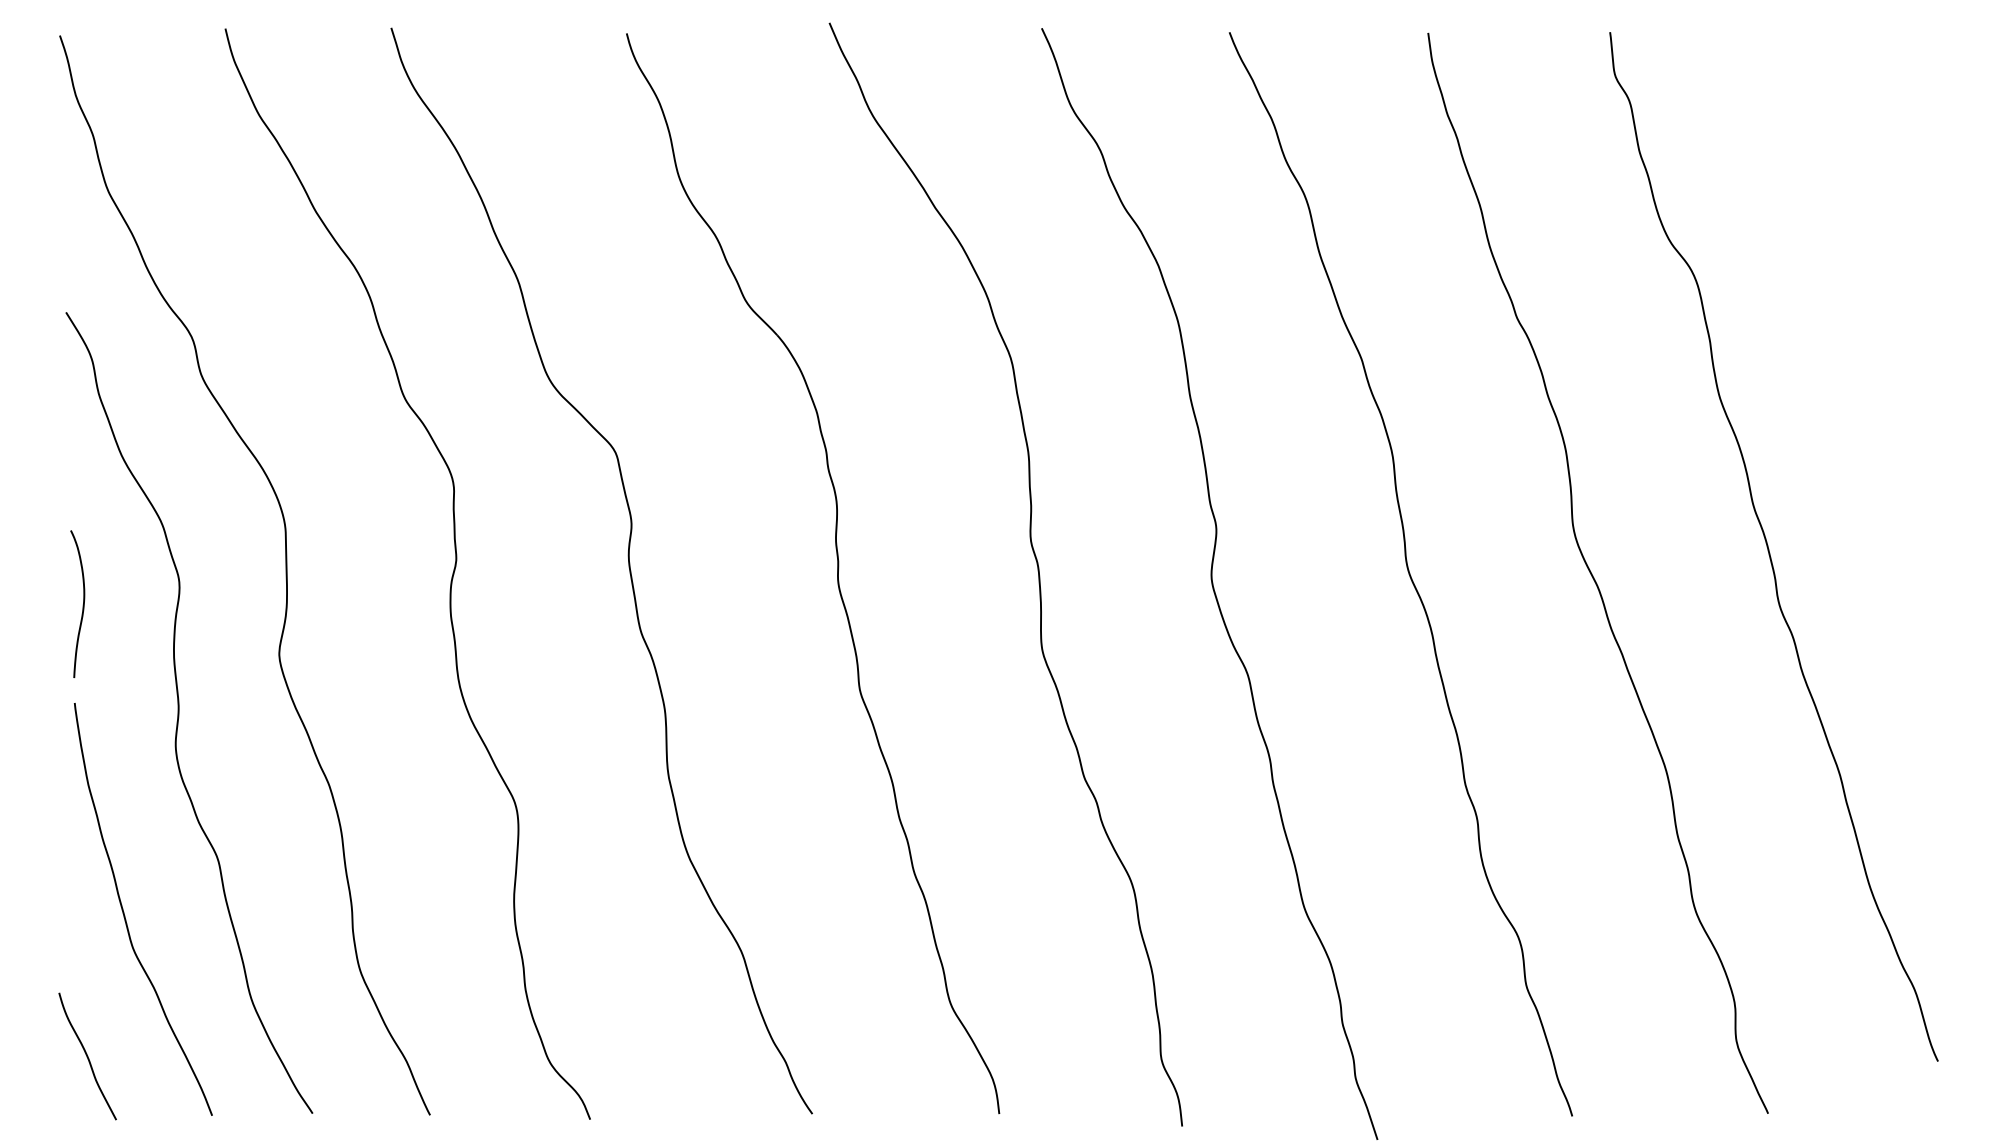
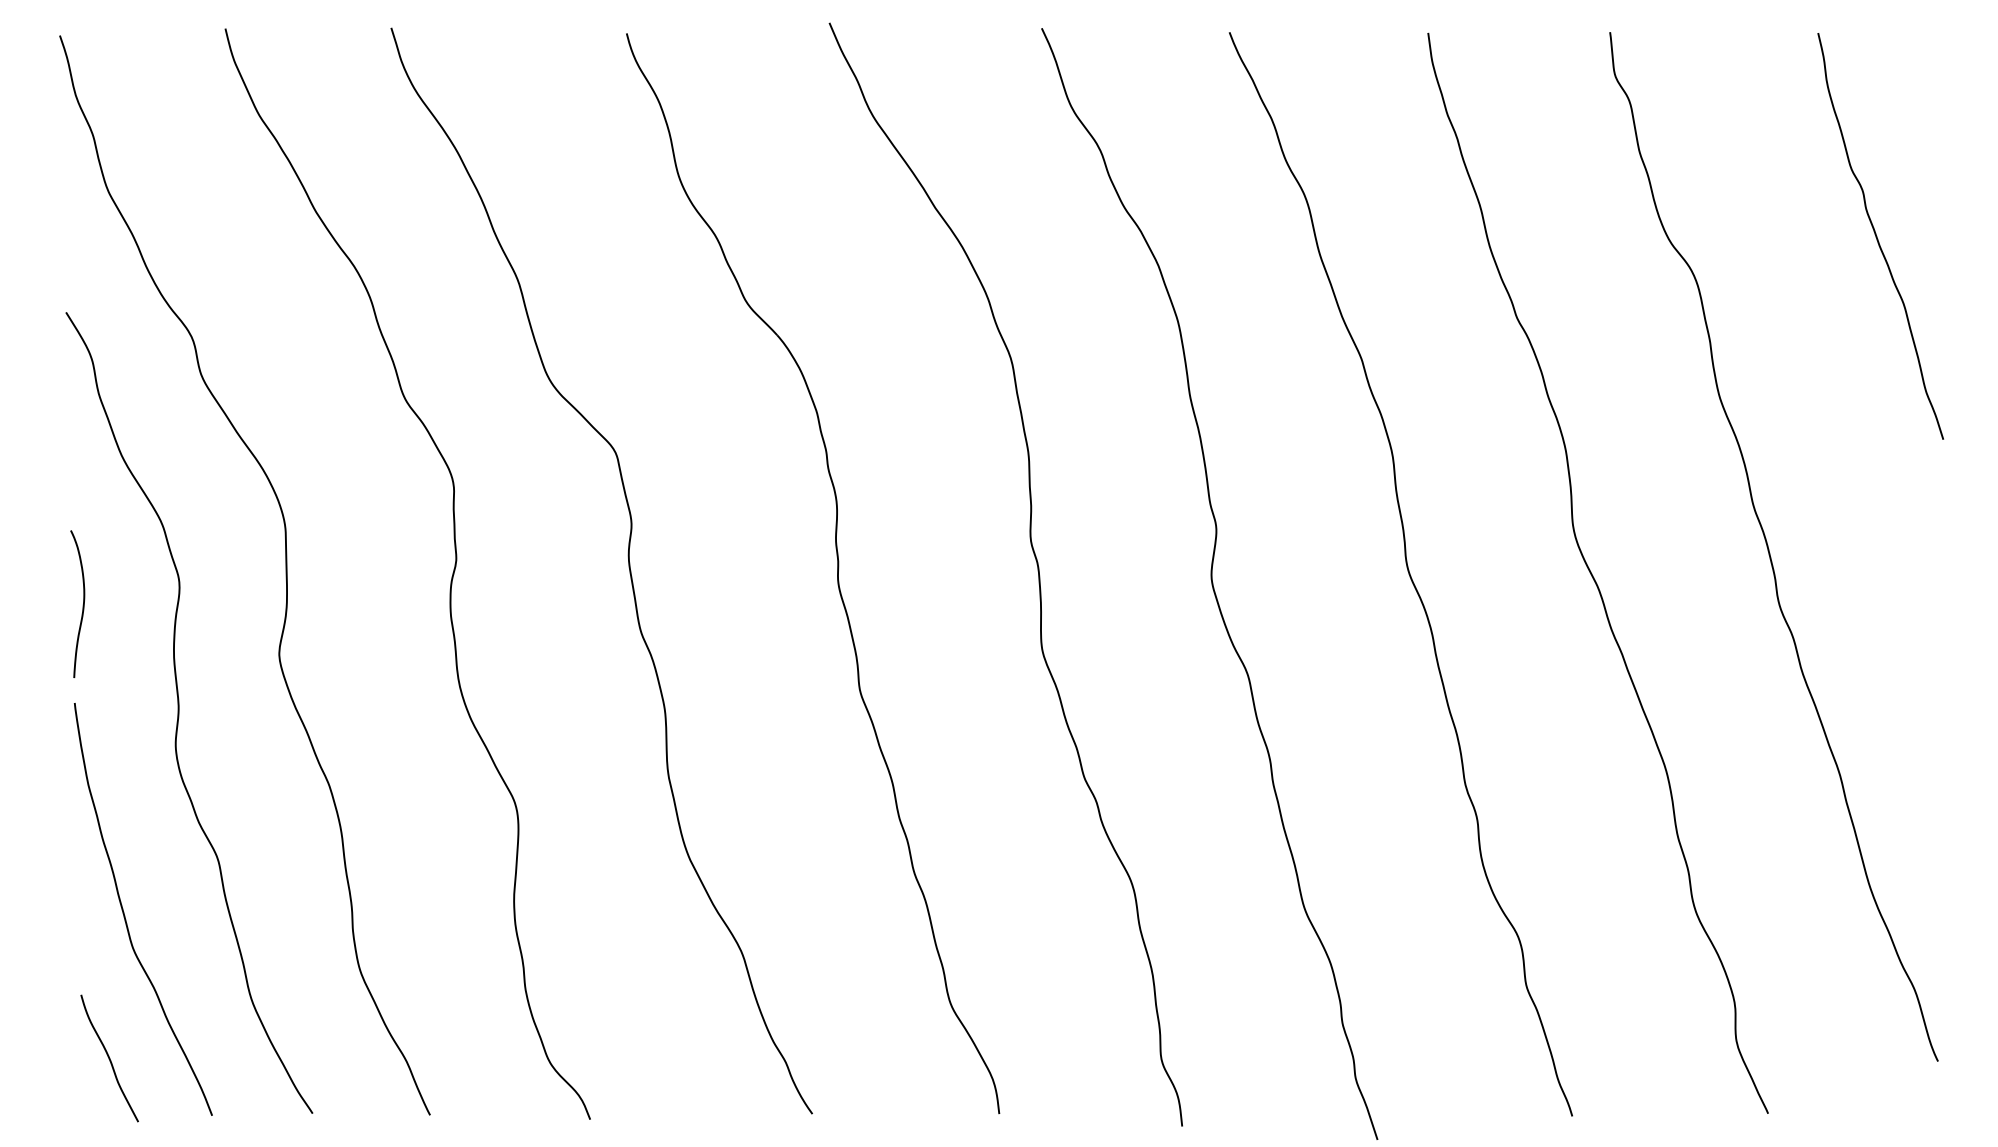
curve: none -> present (1877, 236)
curve position: (87, 1056) -> (109, 1058) (109, 1058)
